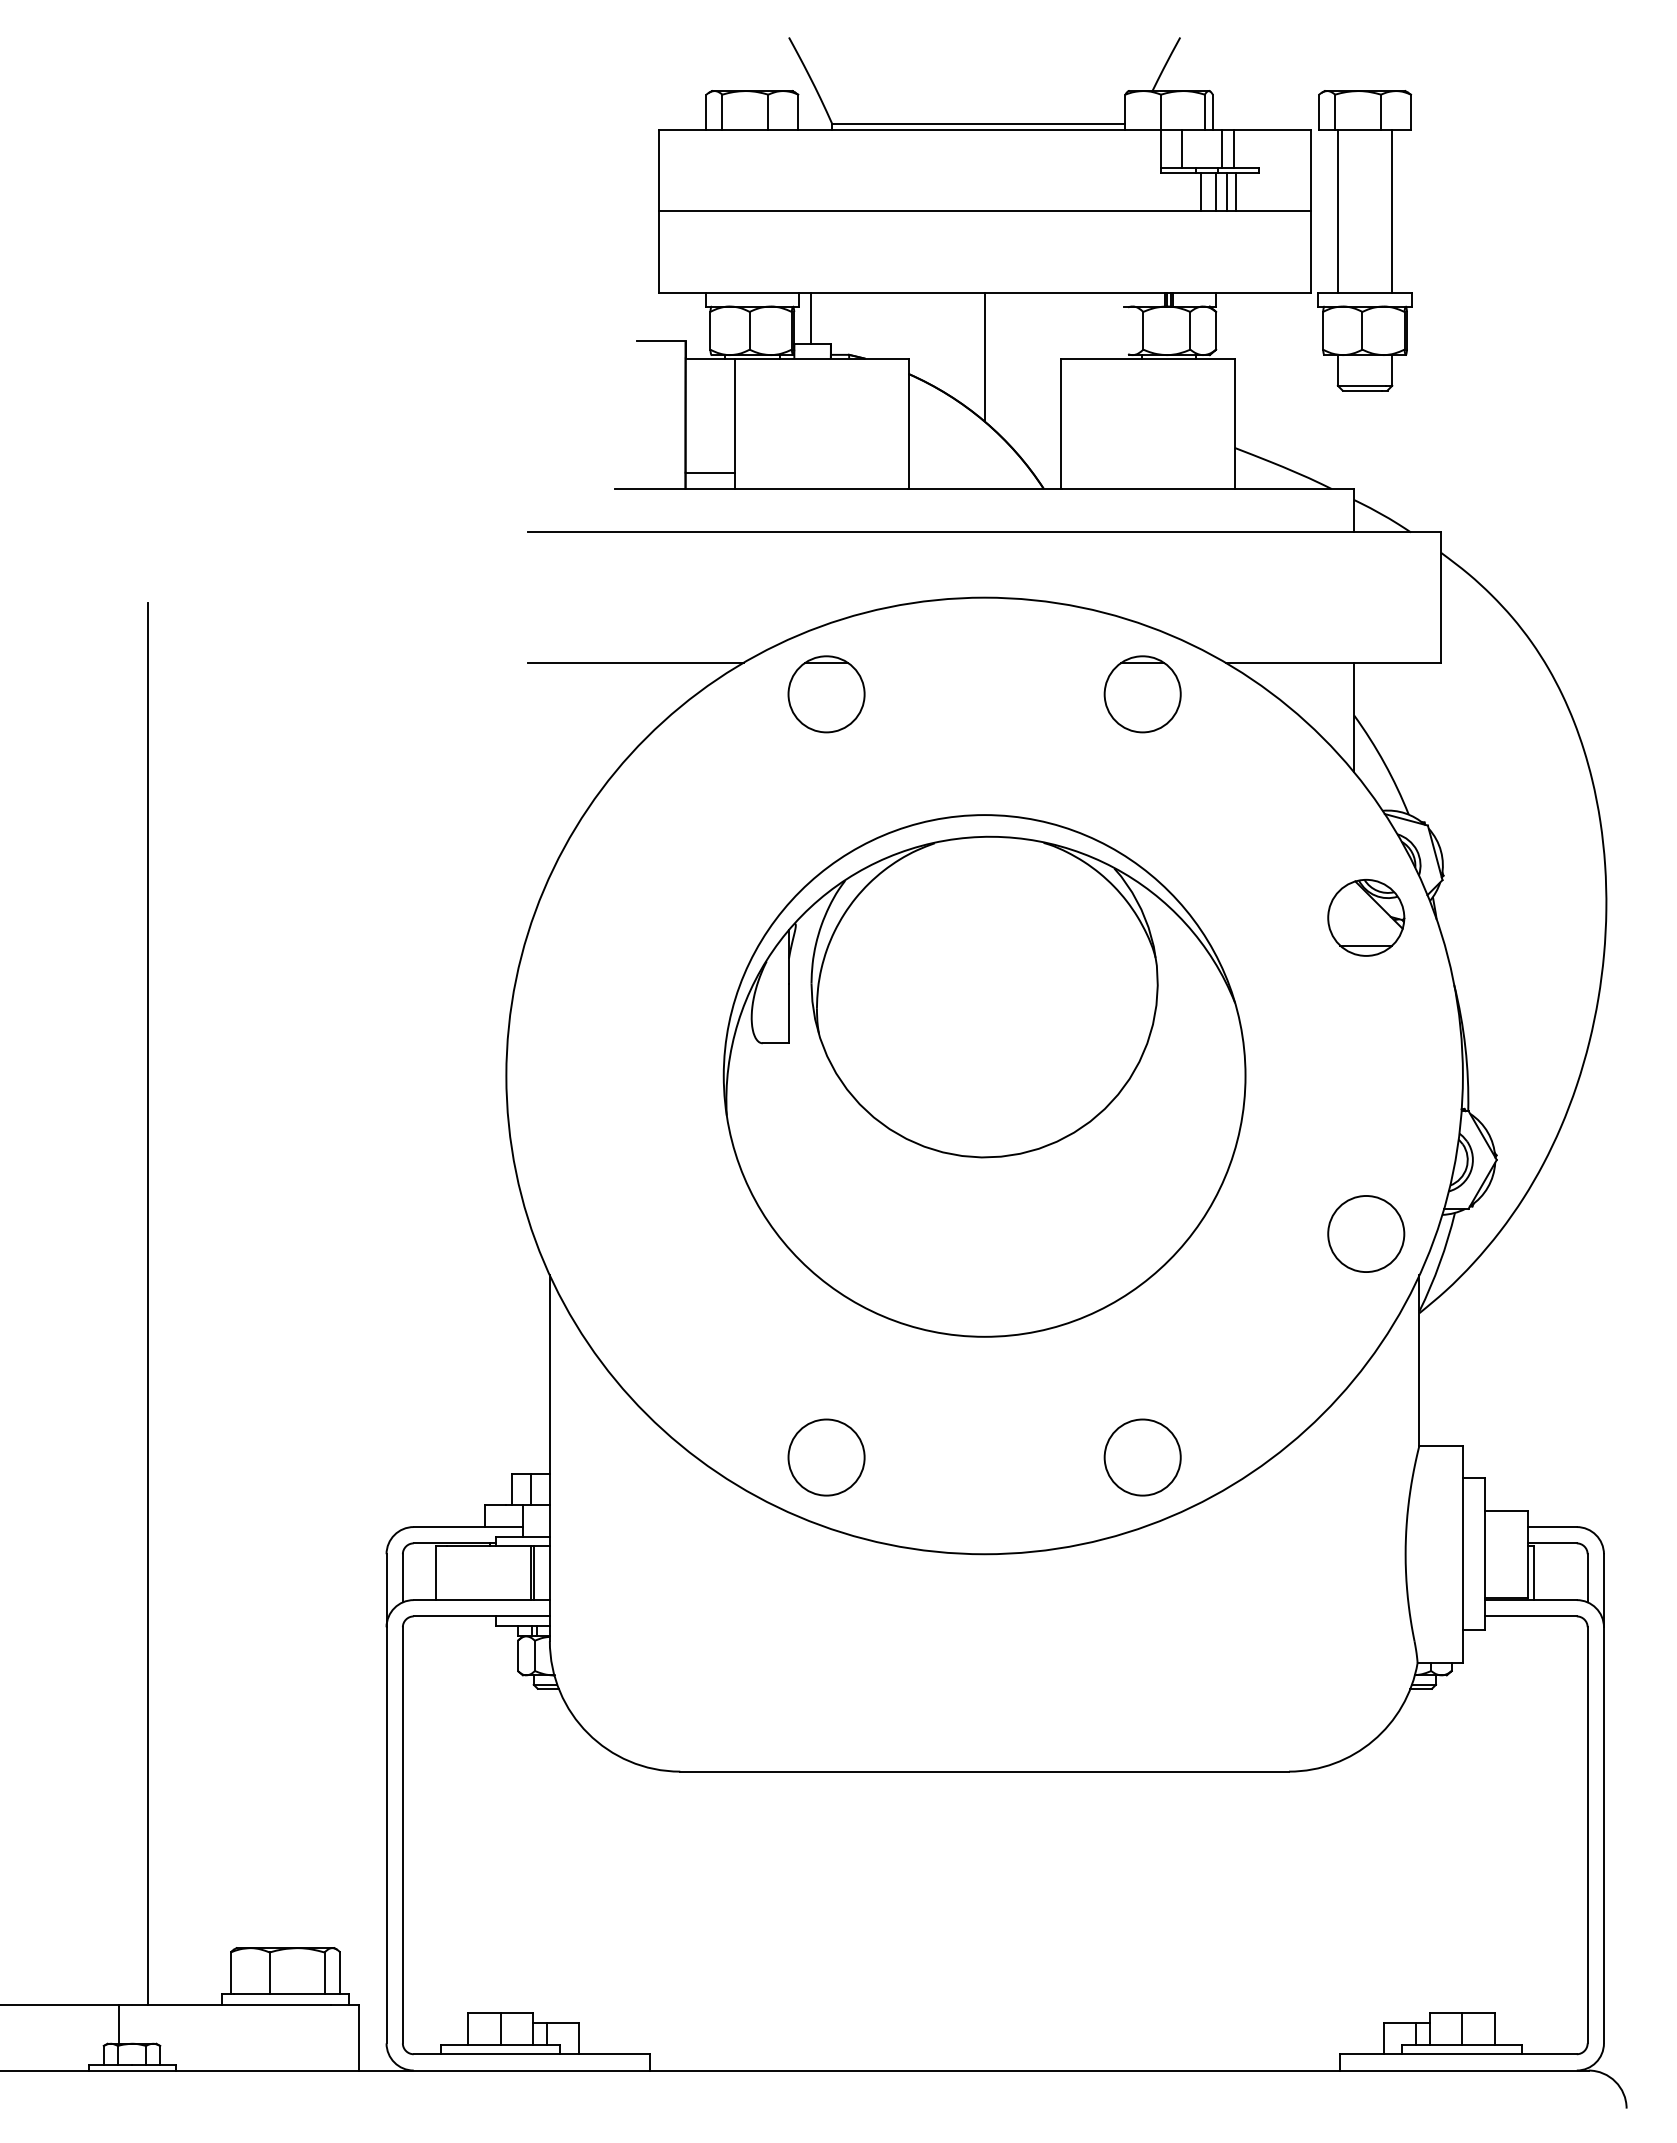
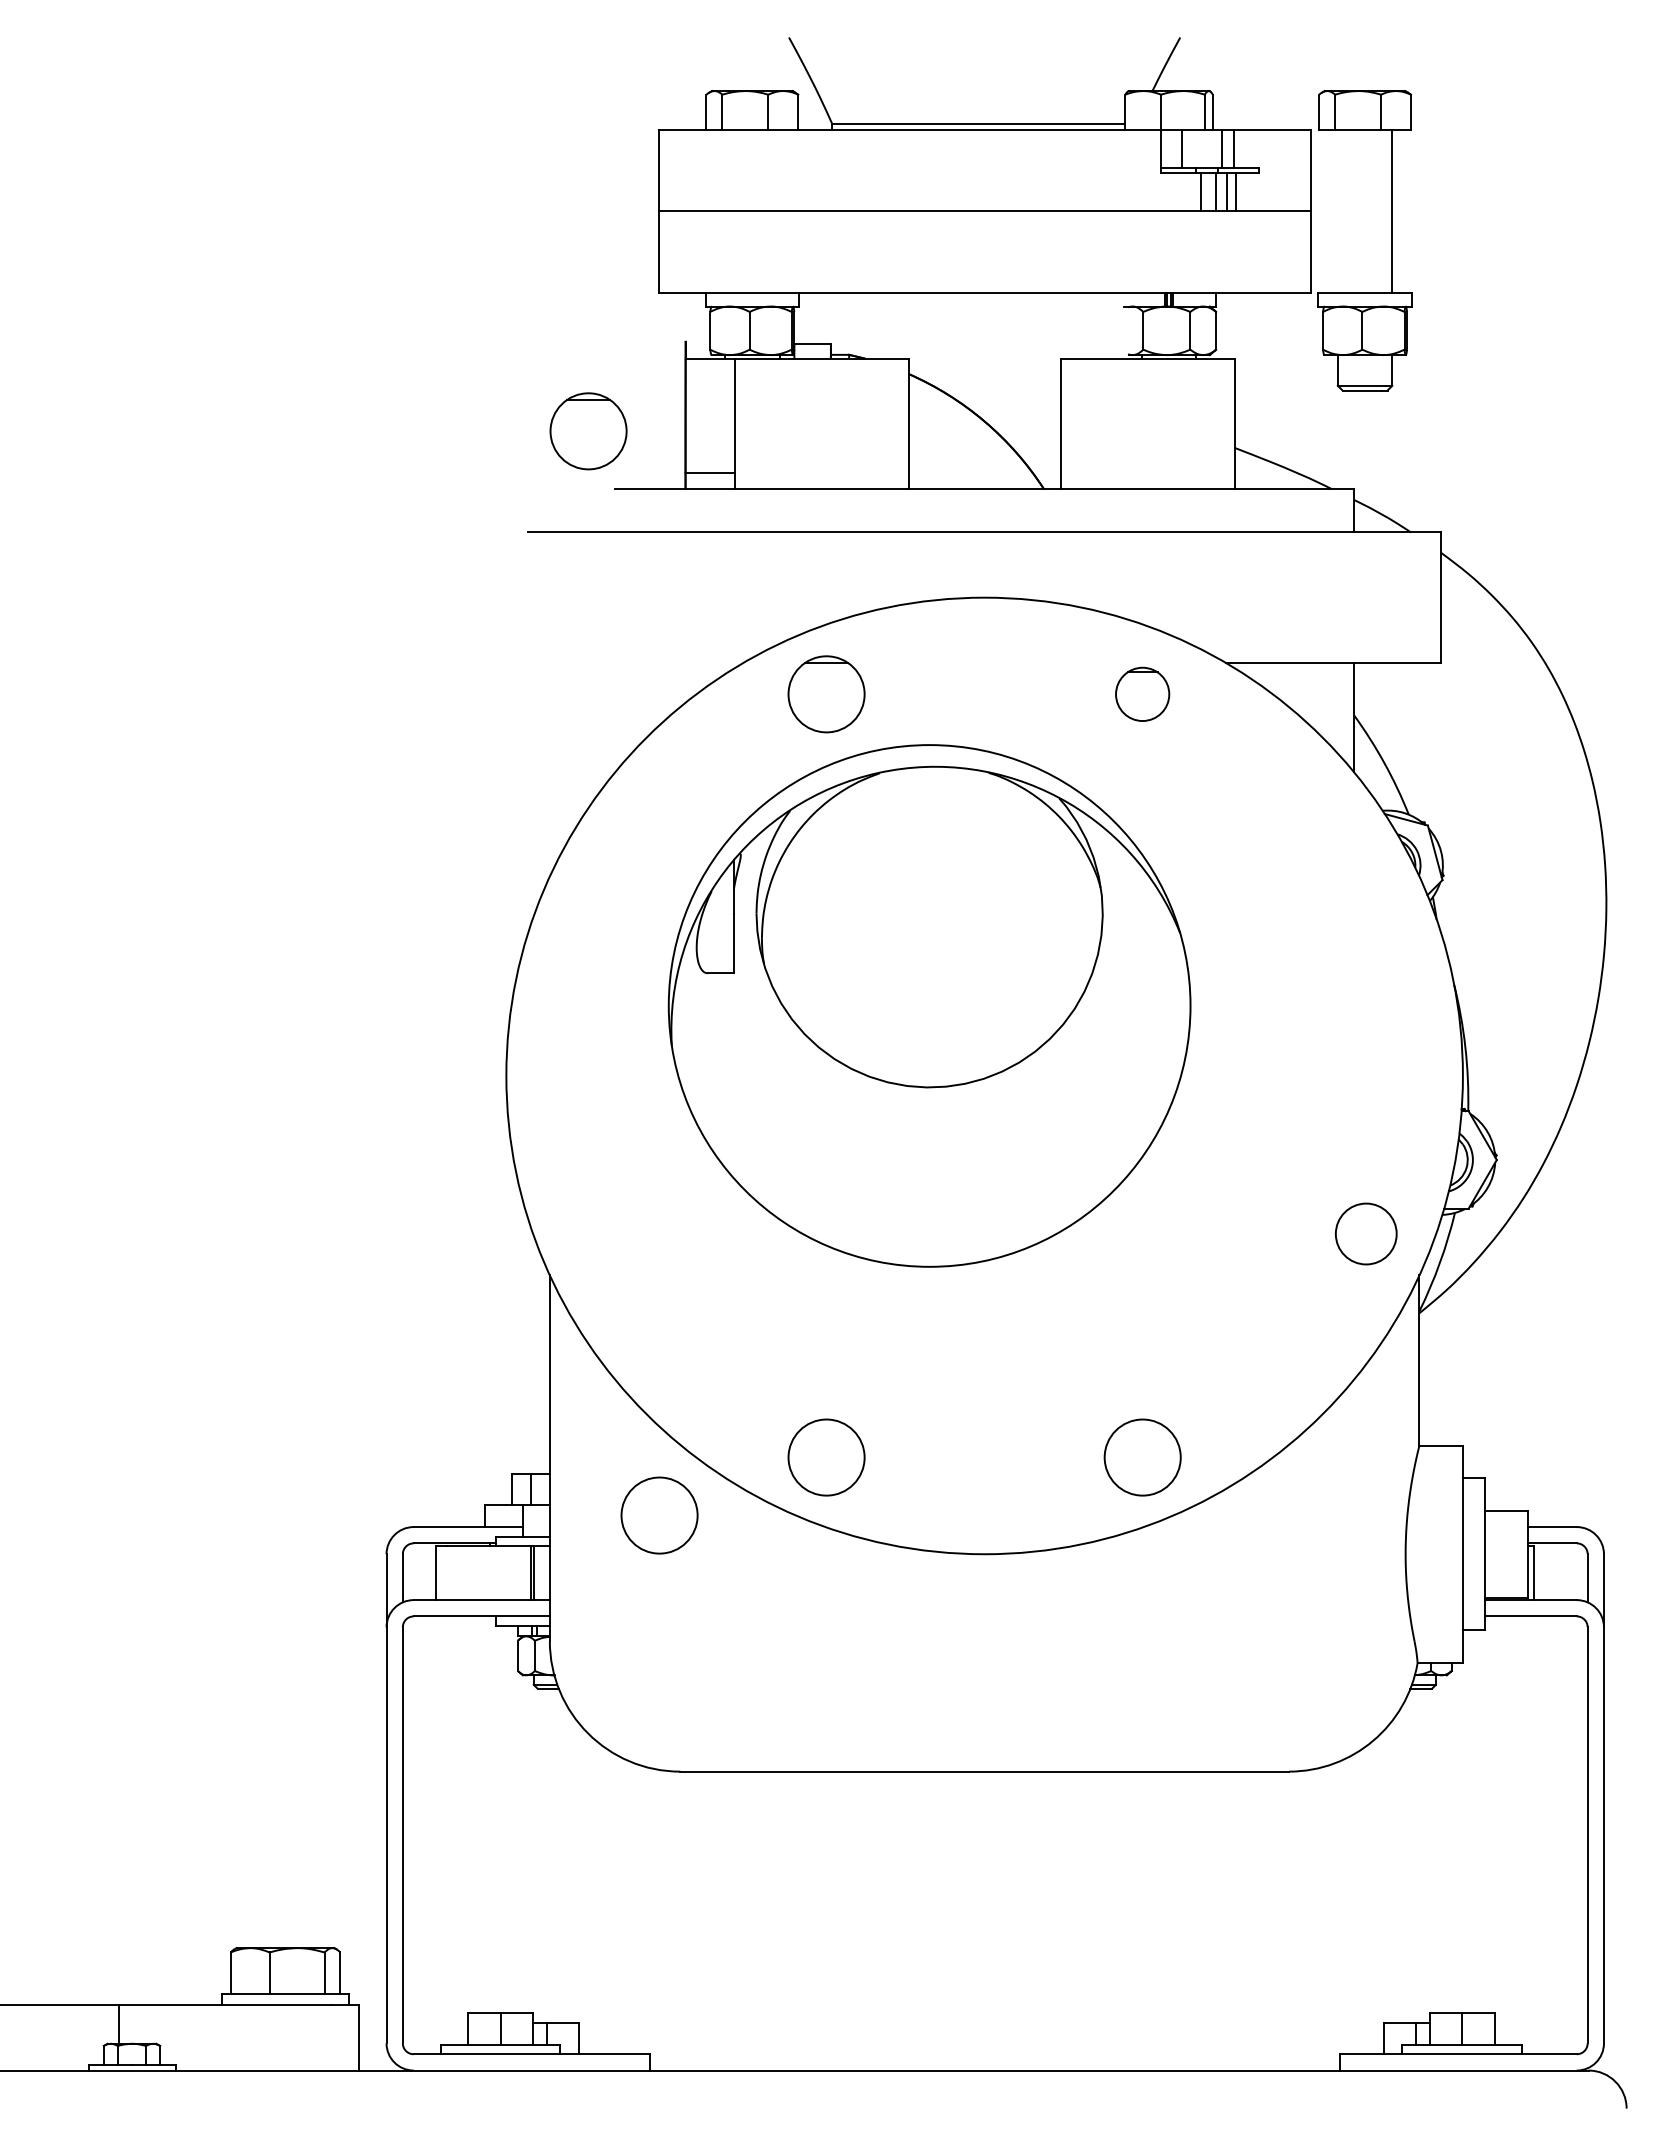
line: present -> none (1337, 210)
line: present -> none (810, 317)
line: present -> none (660, 340)
line: present -> none (984, 356)
part: none -> present (588, 431)
line: present -> none (635, 662)
part size: 79x79 px -> 56x56 px (1142, 693)
part: present -> none (1366, 917)
part position: (984, 1075) -> (929, 1005) (929, 1005)
circle diameter: 76 px -> 61 px (1365, 1233)
line: present -> none (147, 1304)
circle: none -> present (659, 1515)
